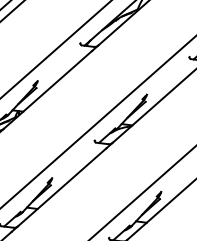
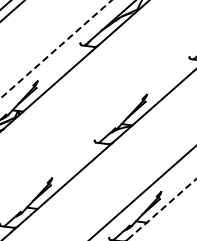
line: solid -> dashed (56, 49)
line: present -> none (97, 122)
line: solid -> dashed (161, 209)
